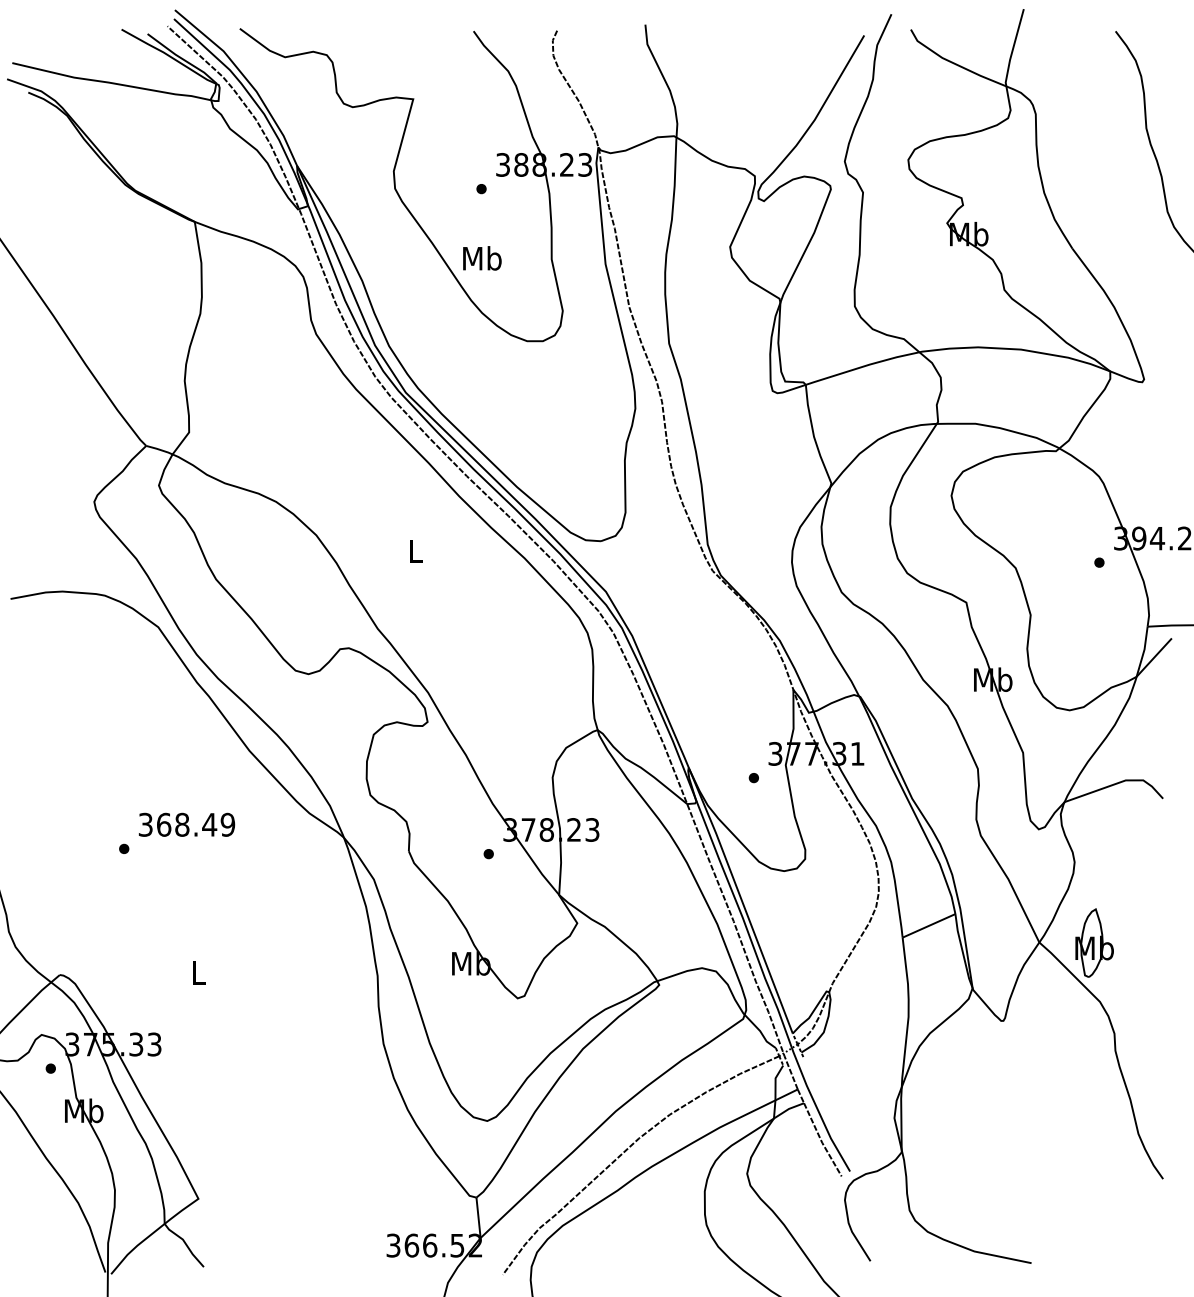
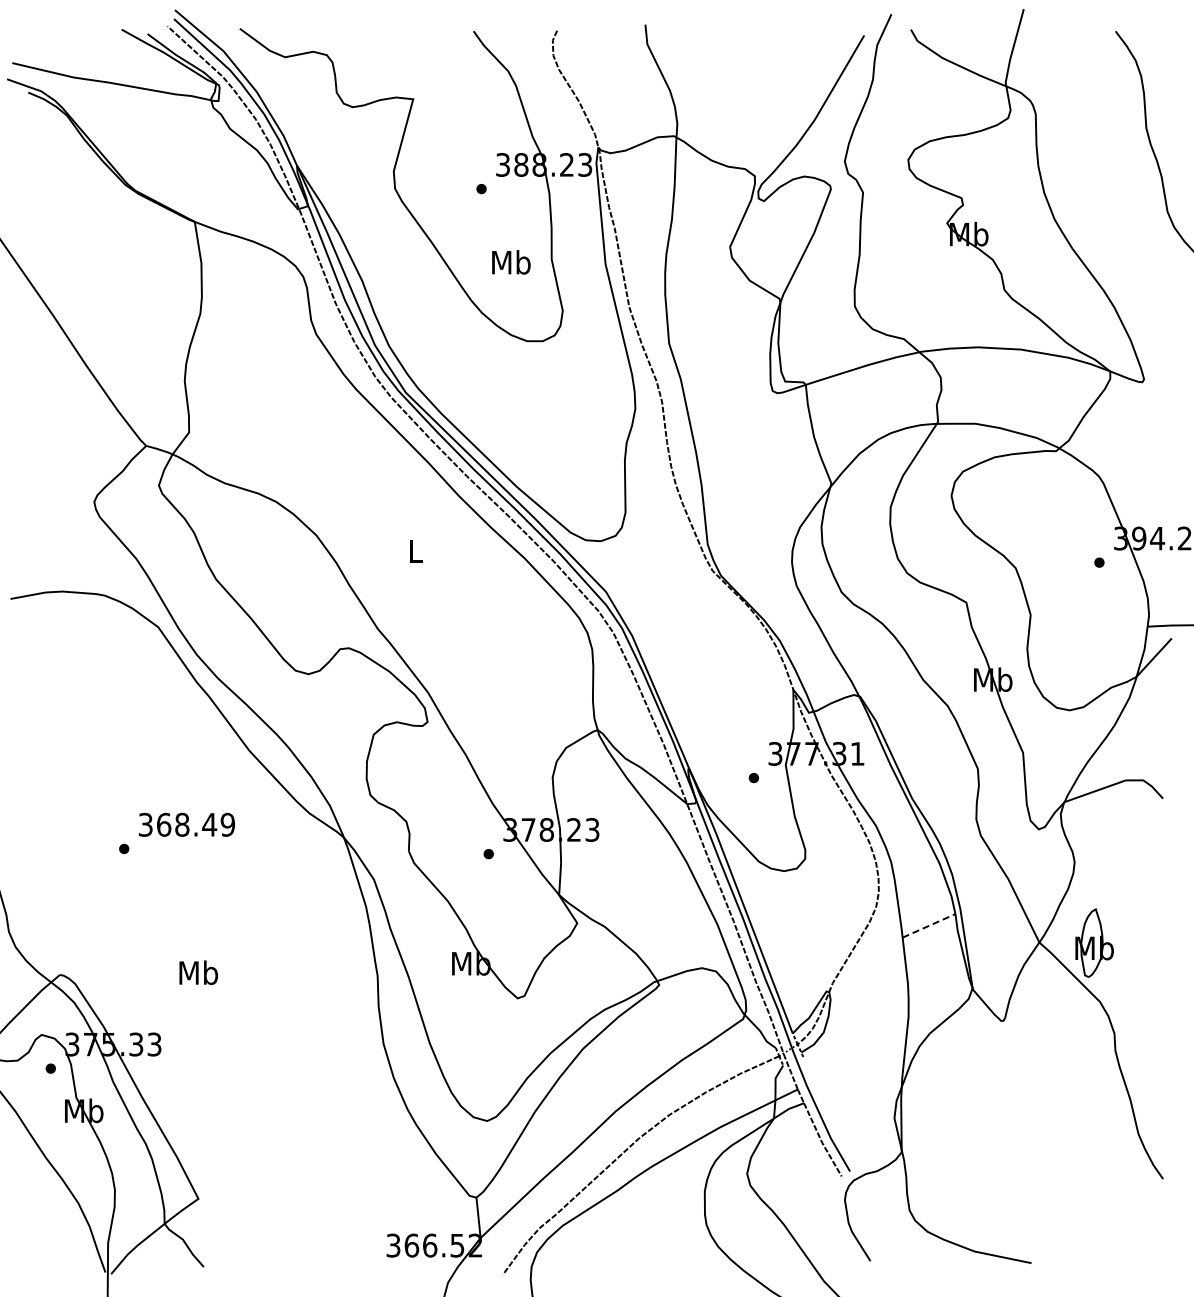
text position: (482, 258) -> (511, 262) (511, 262)
line: solid -> dashed (929, 925)
text: L -> Mb (198, 972)
